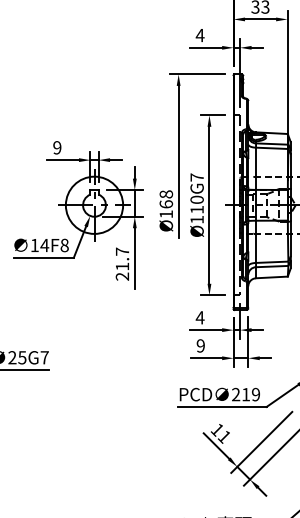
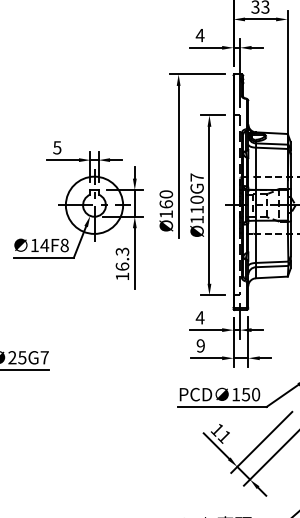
text: 9 -> 5 (57, 147)
text: Ø168 -> Ø160 (166, 194)
text: 21.7 -> 16.3 (122, 263)
text: 219 -> 150 (246, 394)
